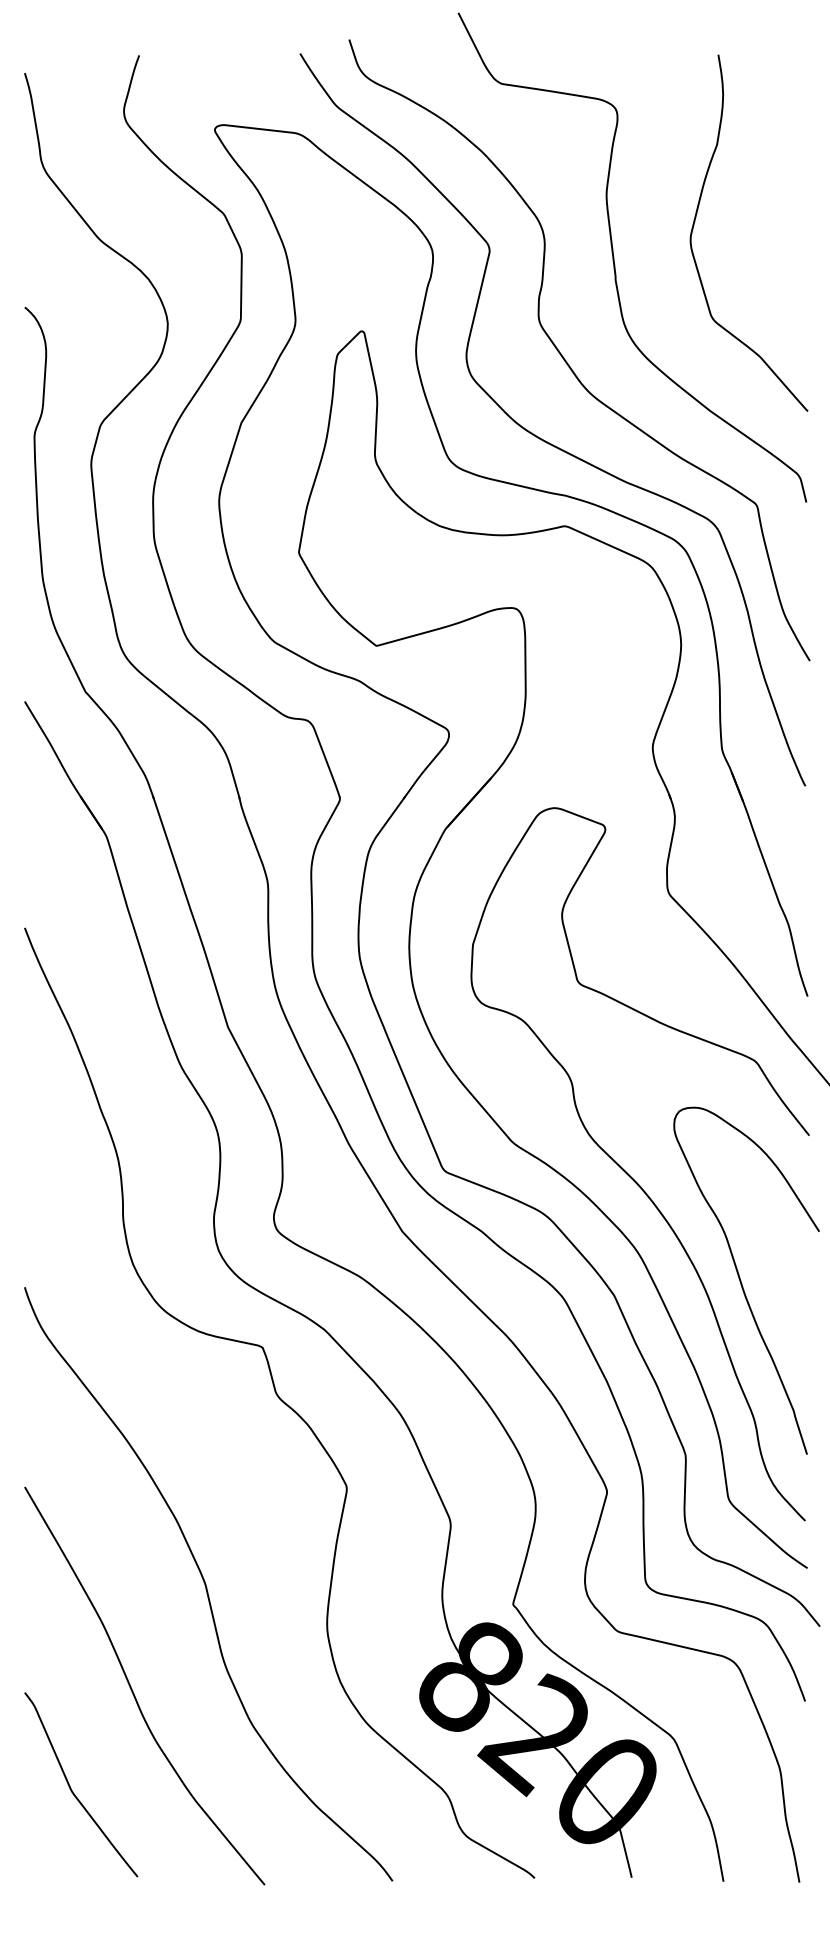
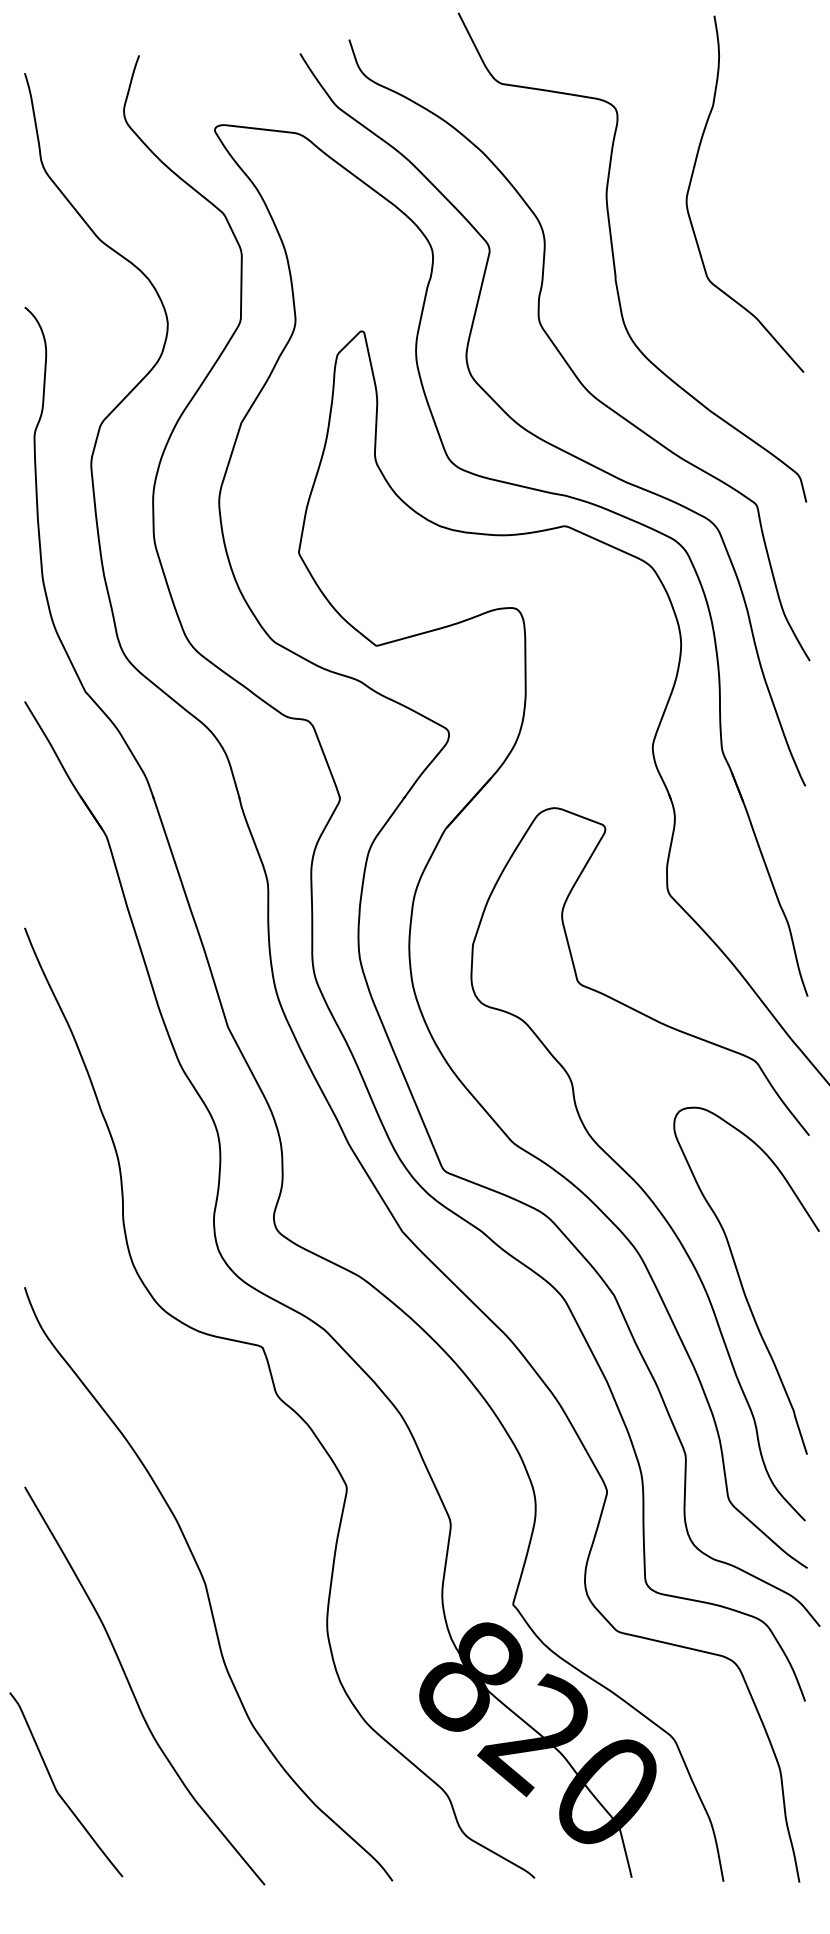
curve position: (696, 217) -> (692, 178) (692, 178)
curve position: (73, 1791) -> (58, 1791) (58, 1791)
